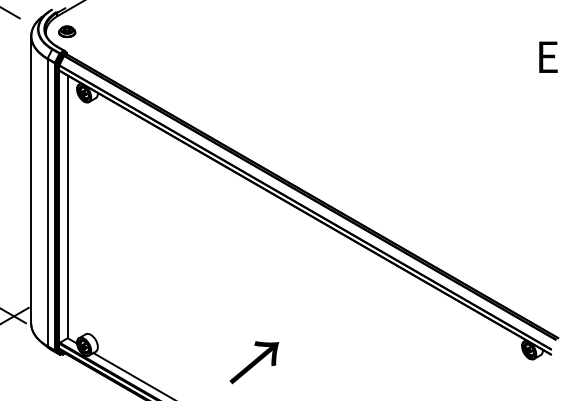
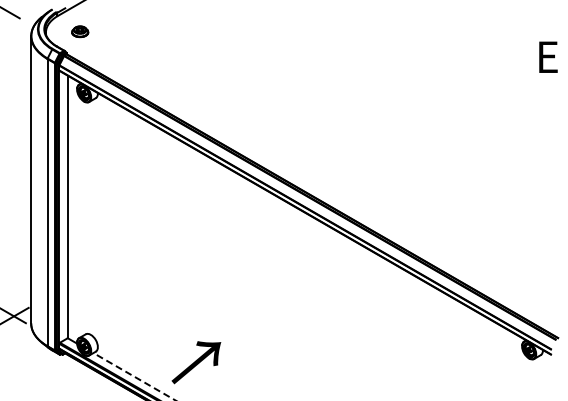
part position: (67, 31) -> (80, 31) (80, 31)
text position: (254, 362) -> (196, 362) (196, 362)
line: solid -> dashed (134, 376)
